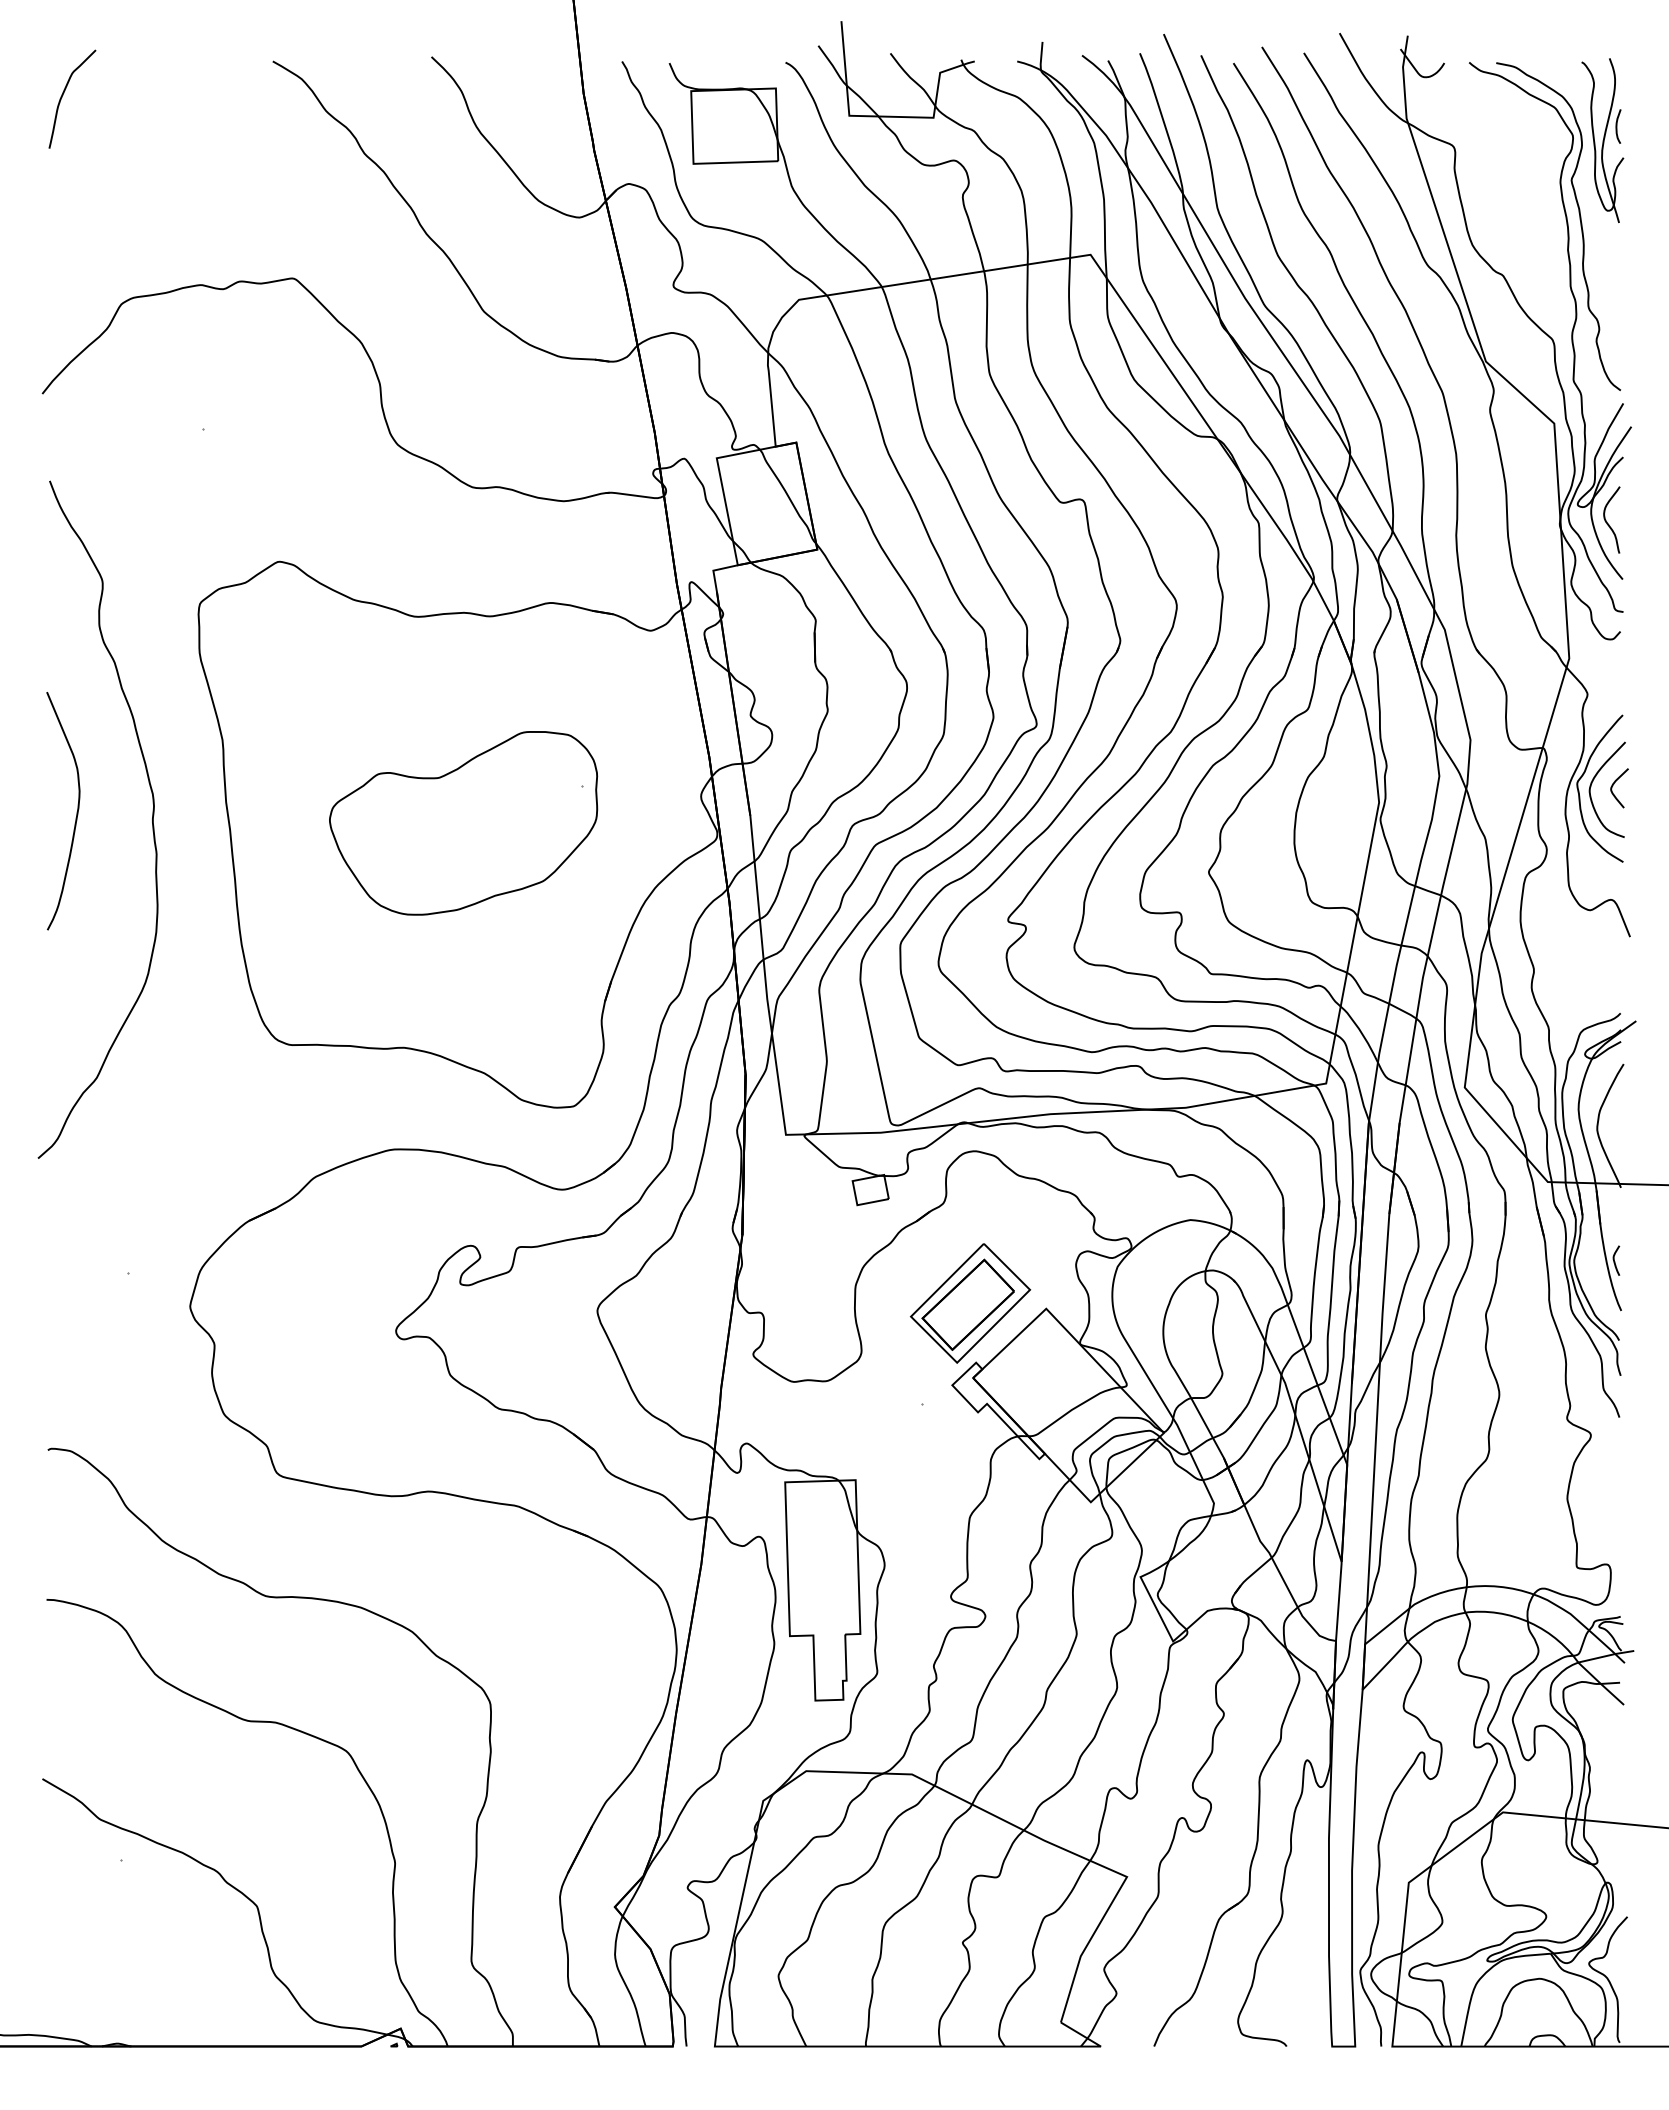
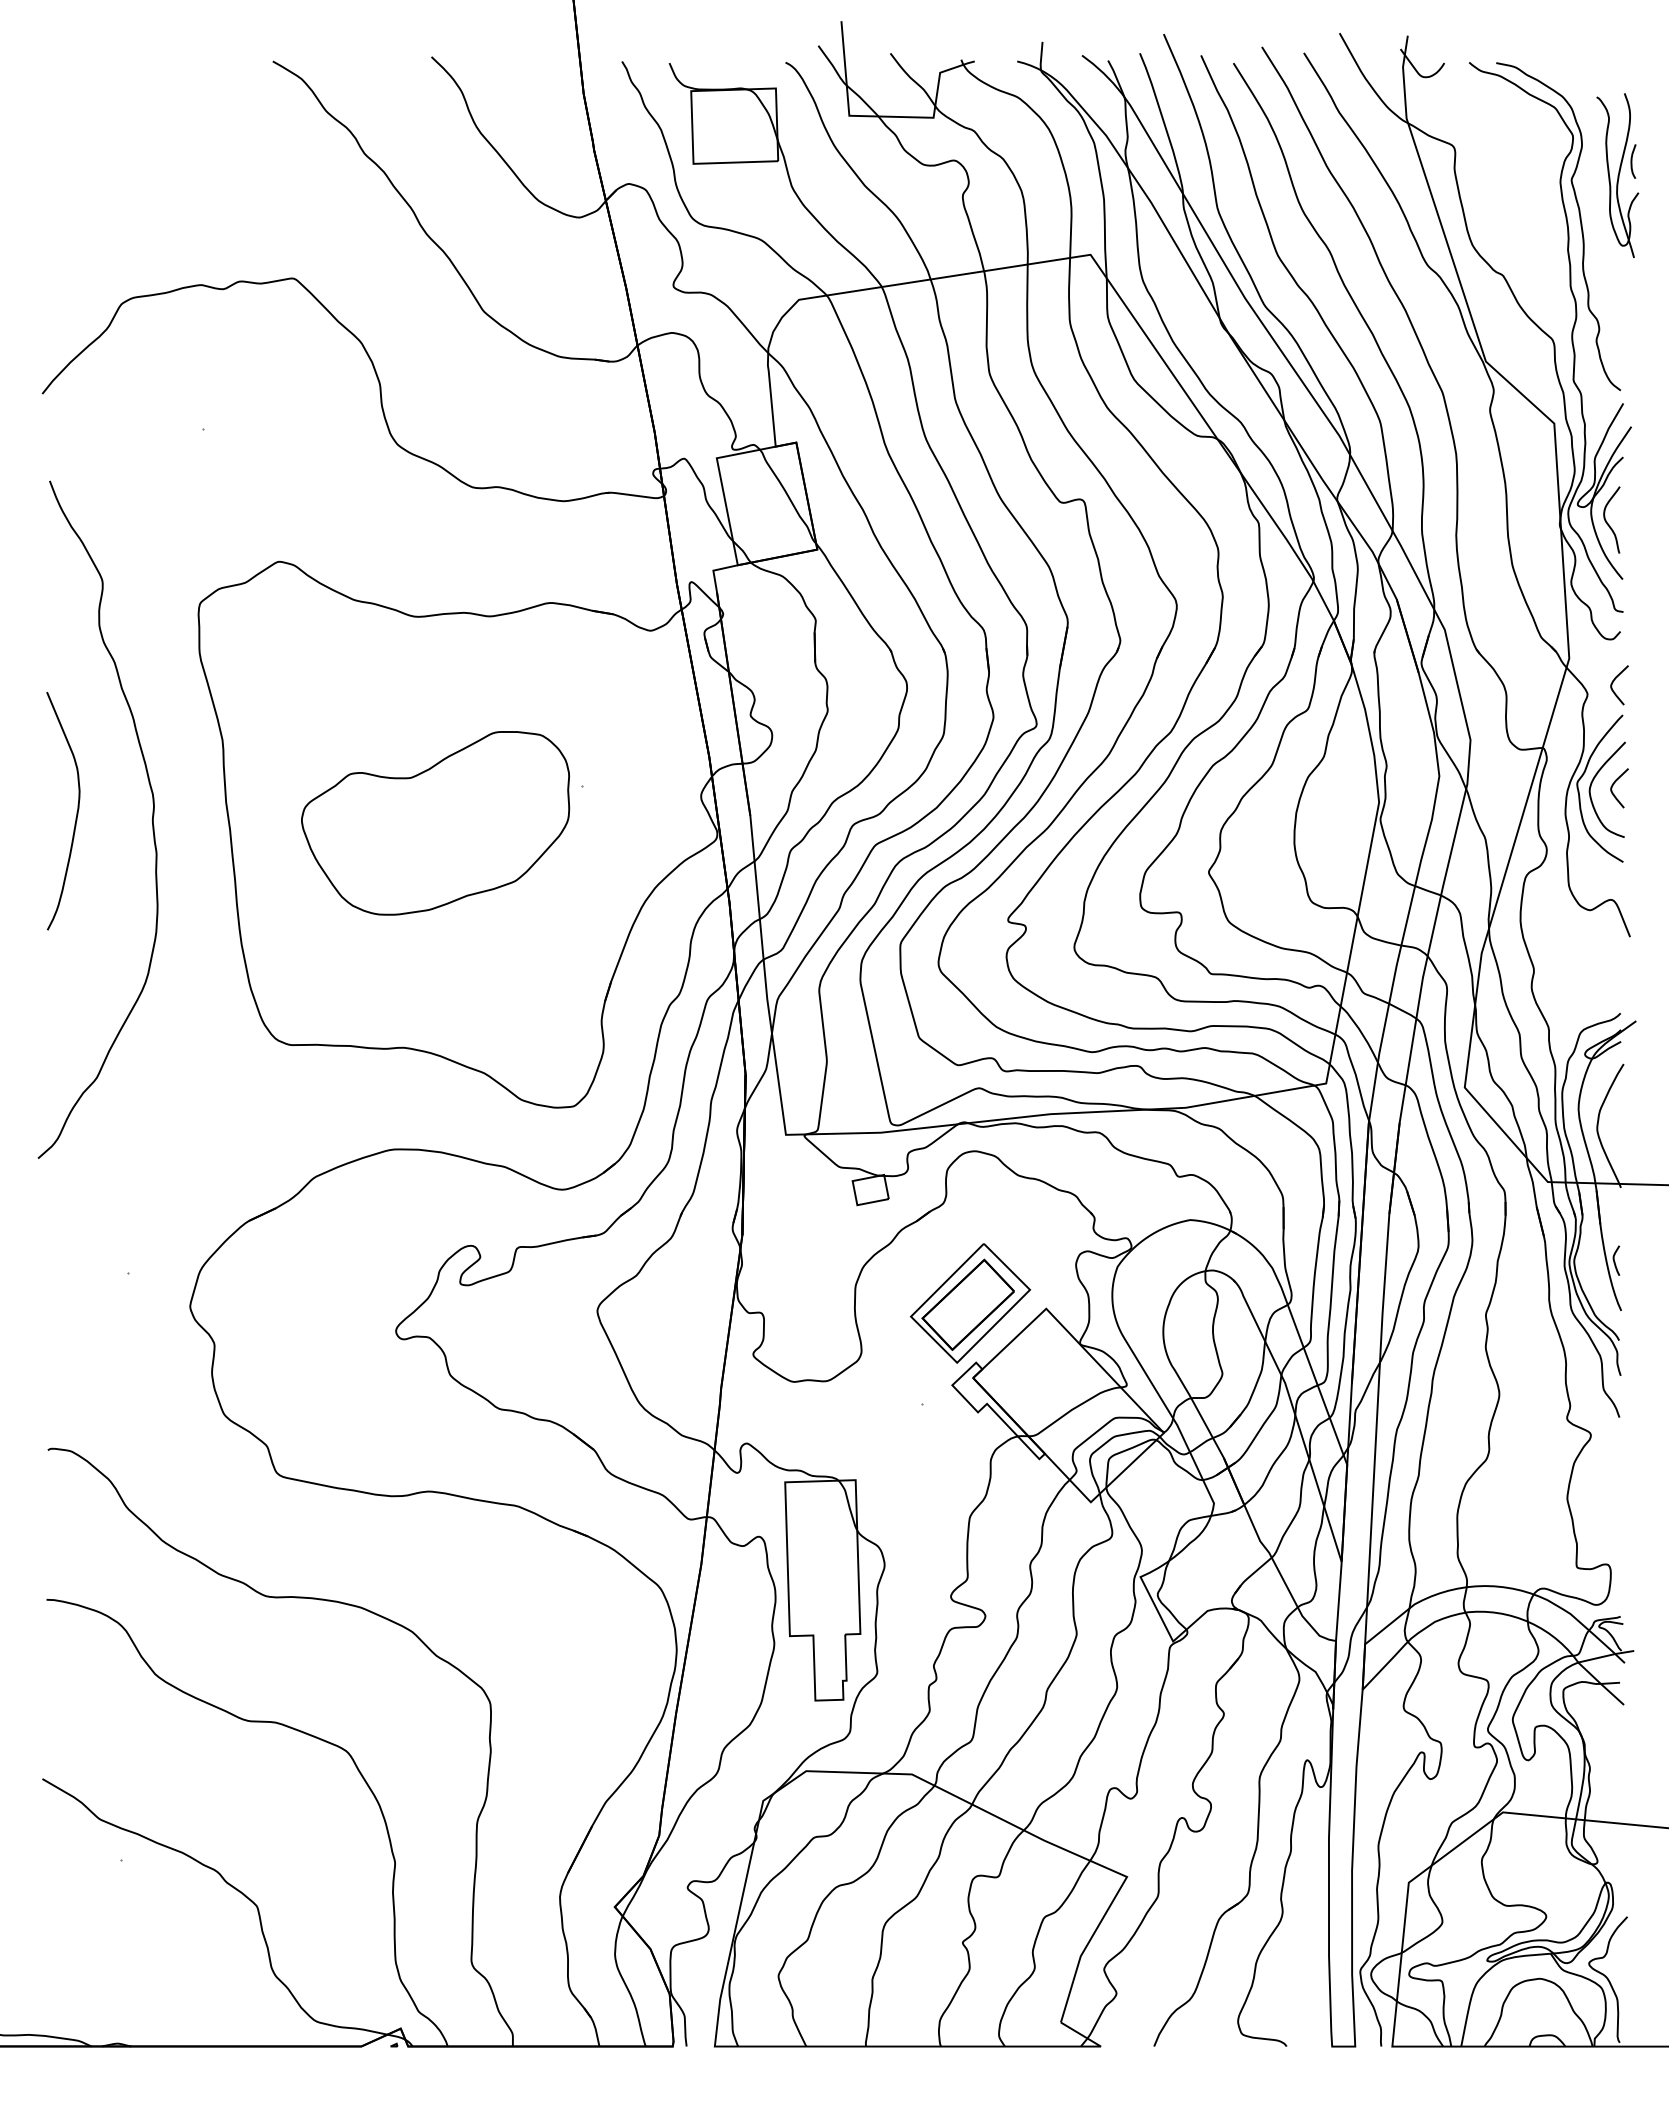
curve: present -> none (64, 93)
part position: (1602, 140) -> (1617, 175) (1617, 175)
curve: none -> present (1614, 681)
part position: (463, 823) -> (435, 823) (435, 823)
